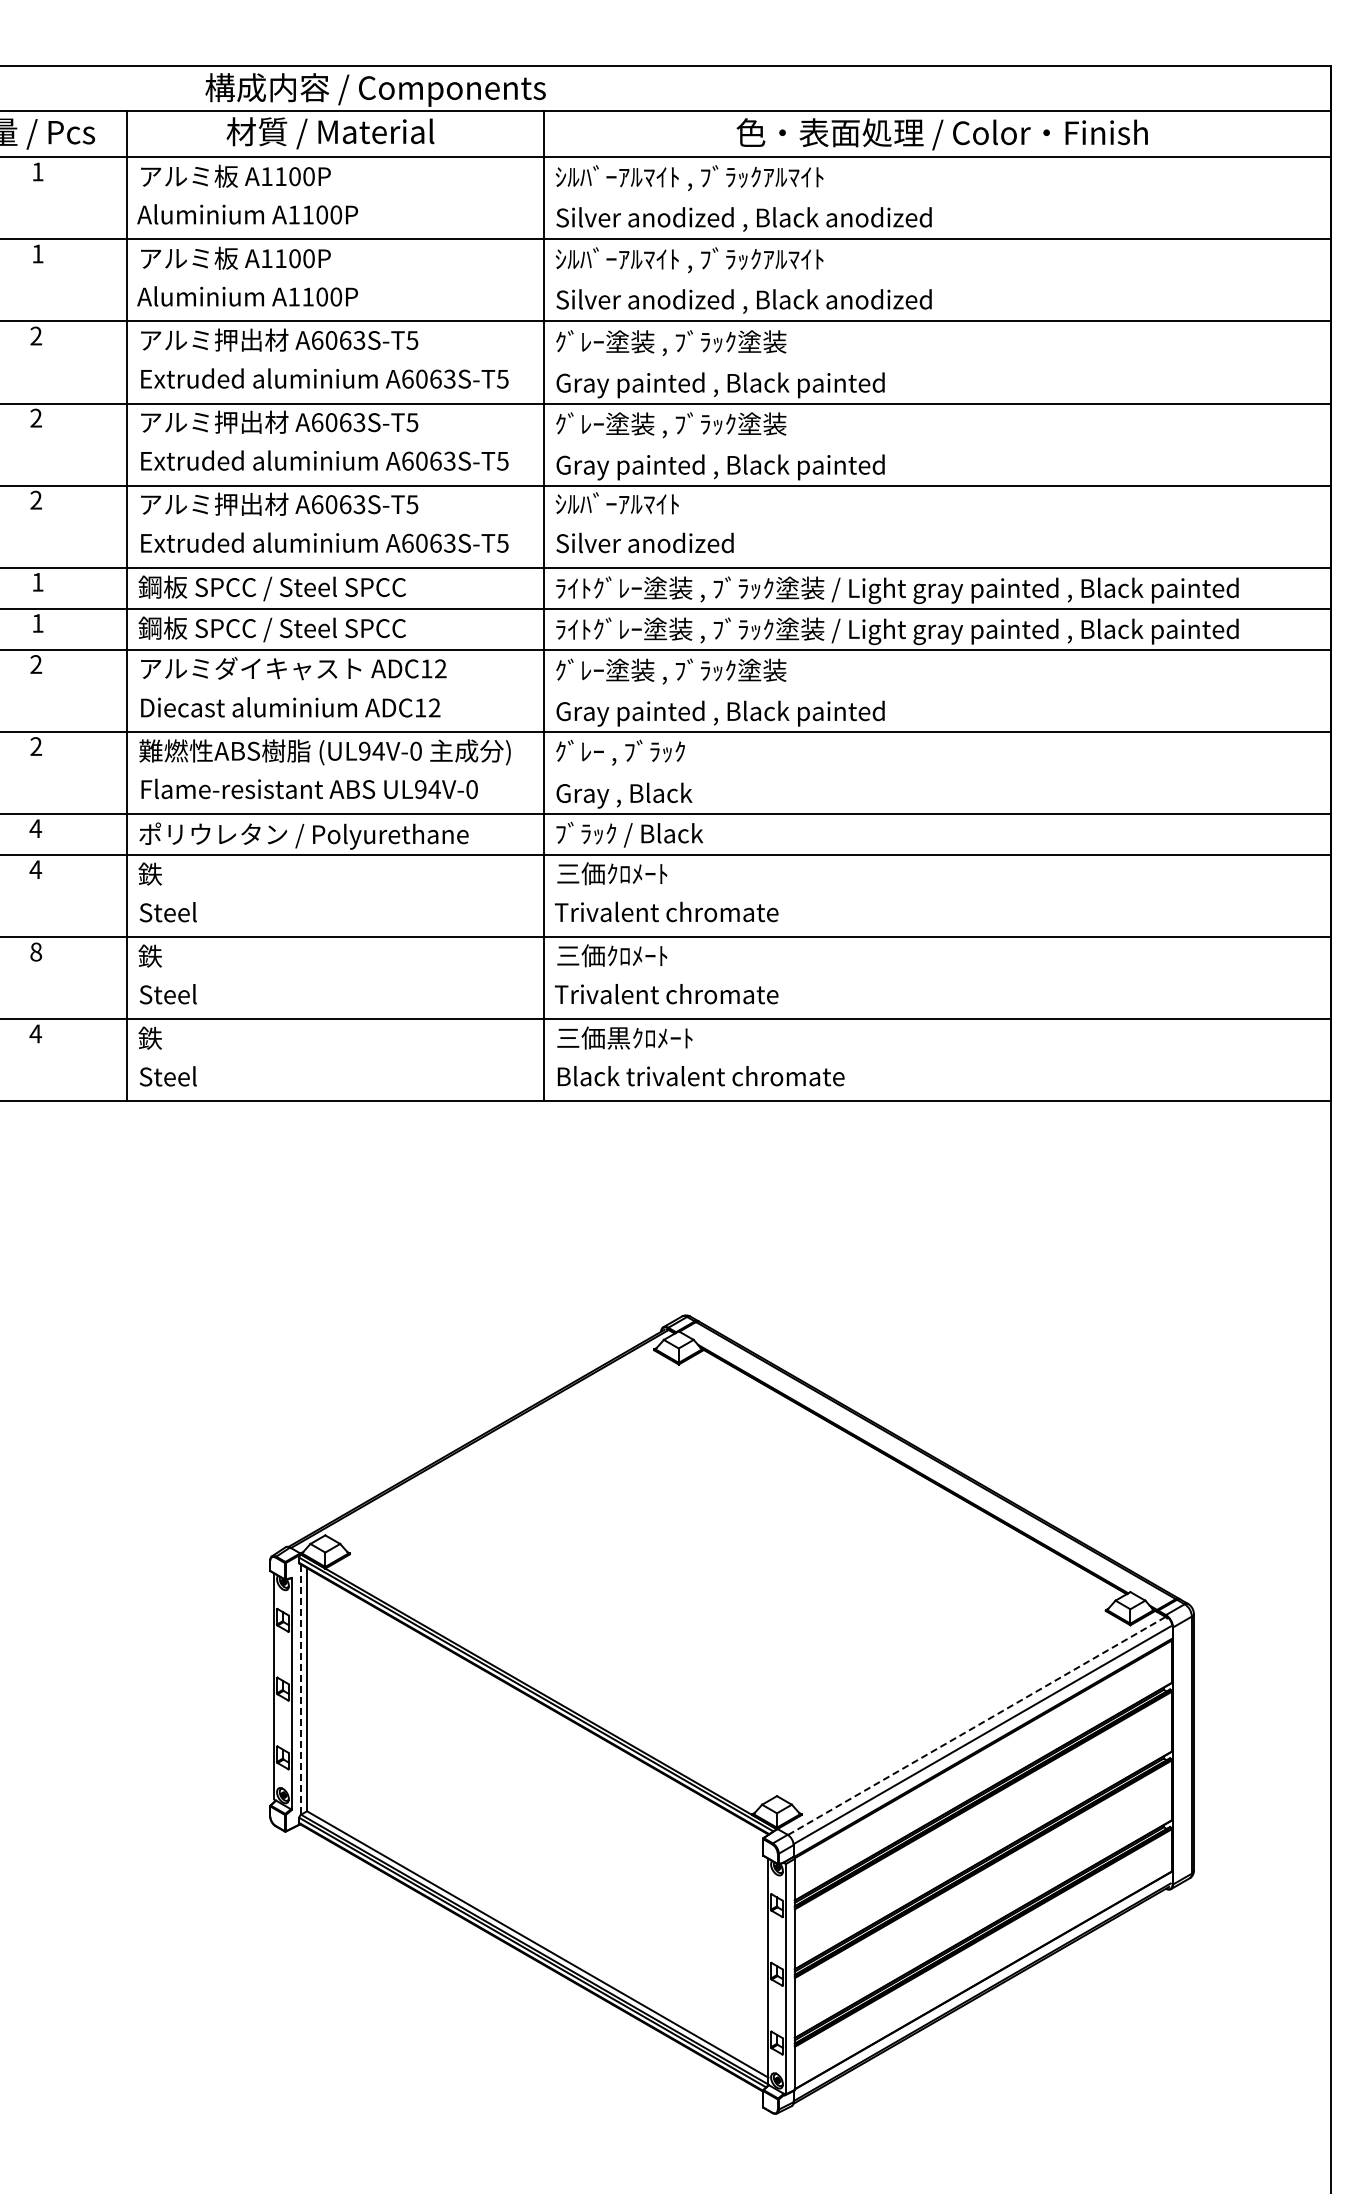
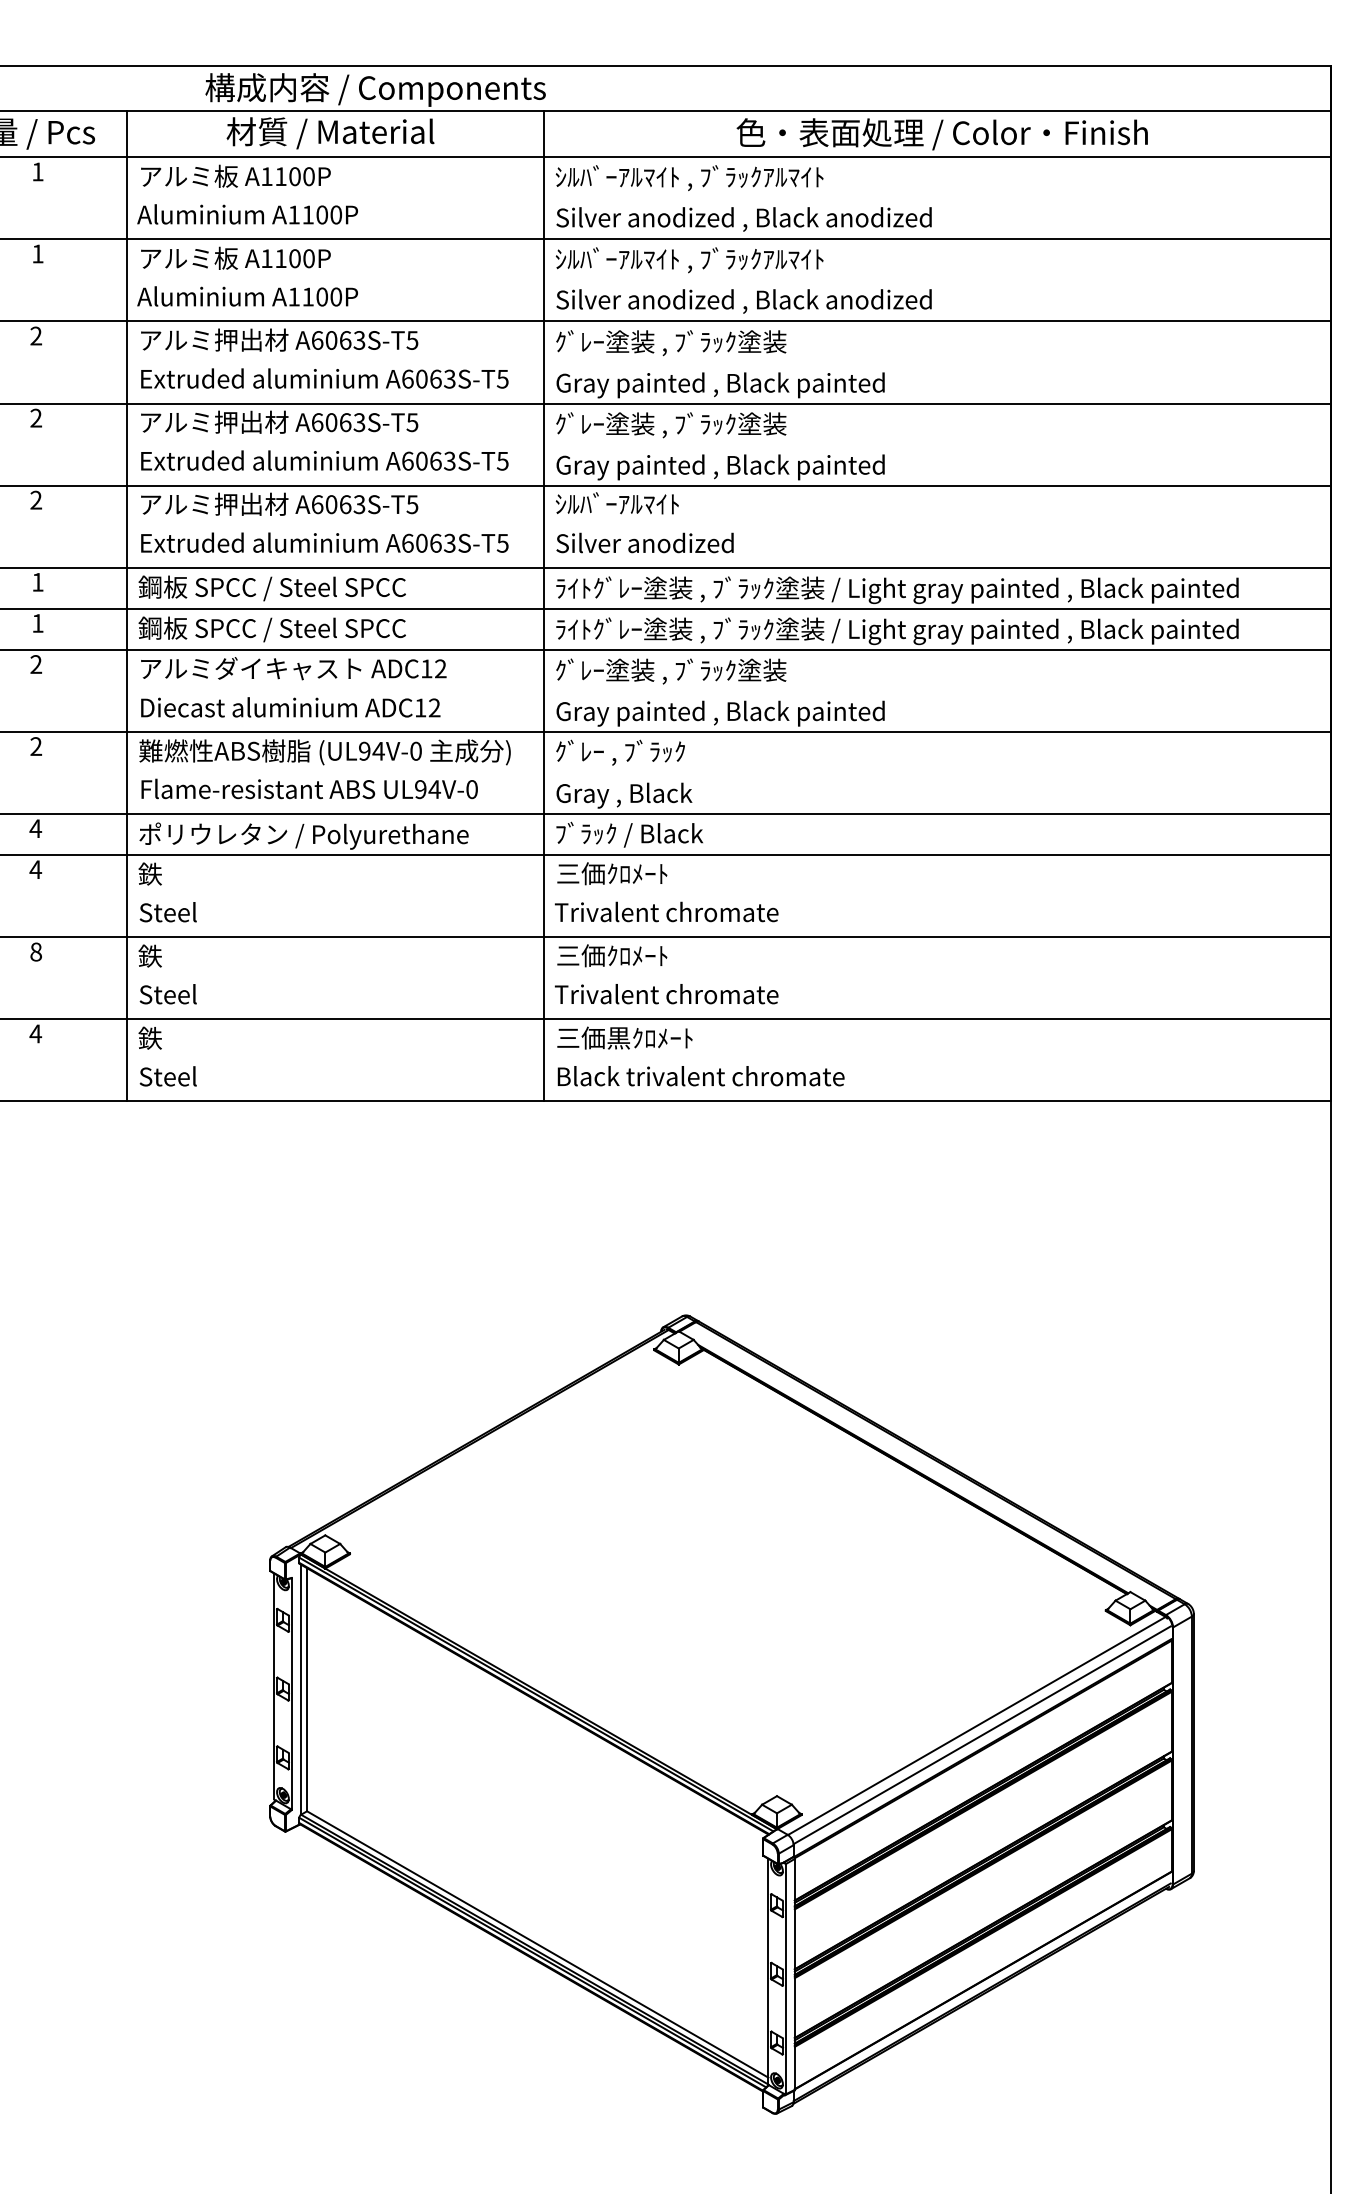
line: dashed -> solid (300, 1690)
line: dashed -> solid (976, 1726)
